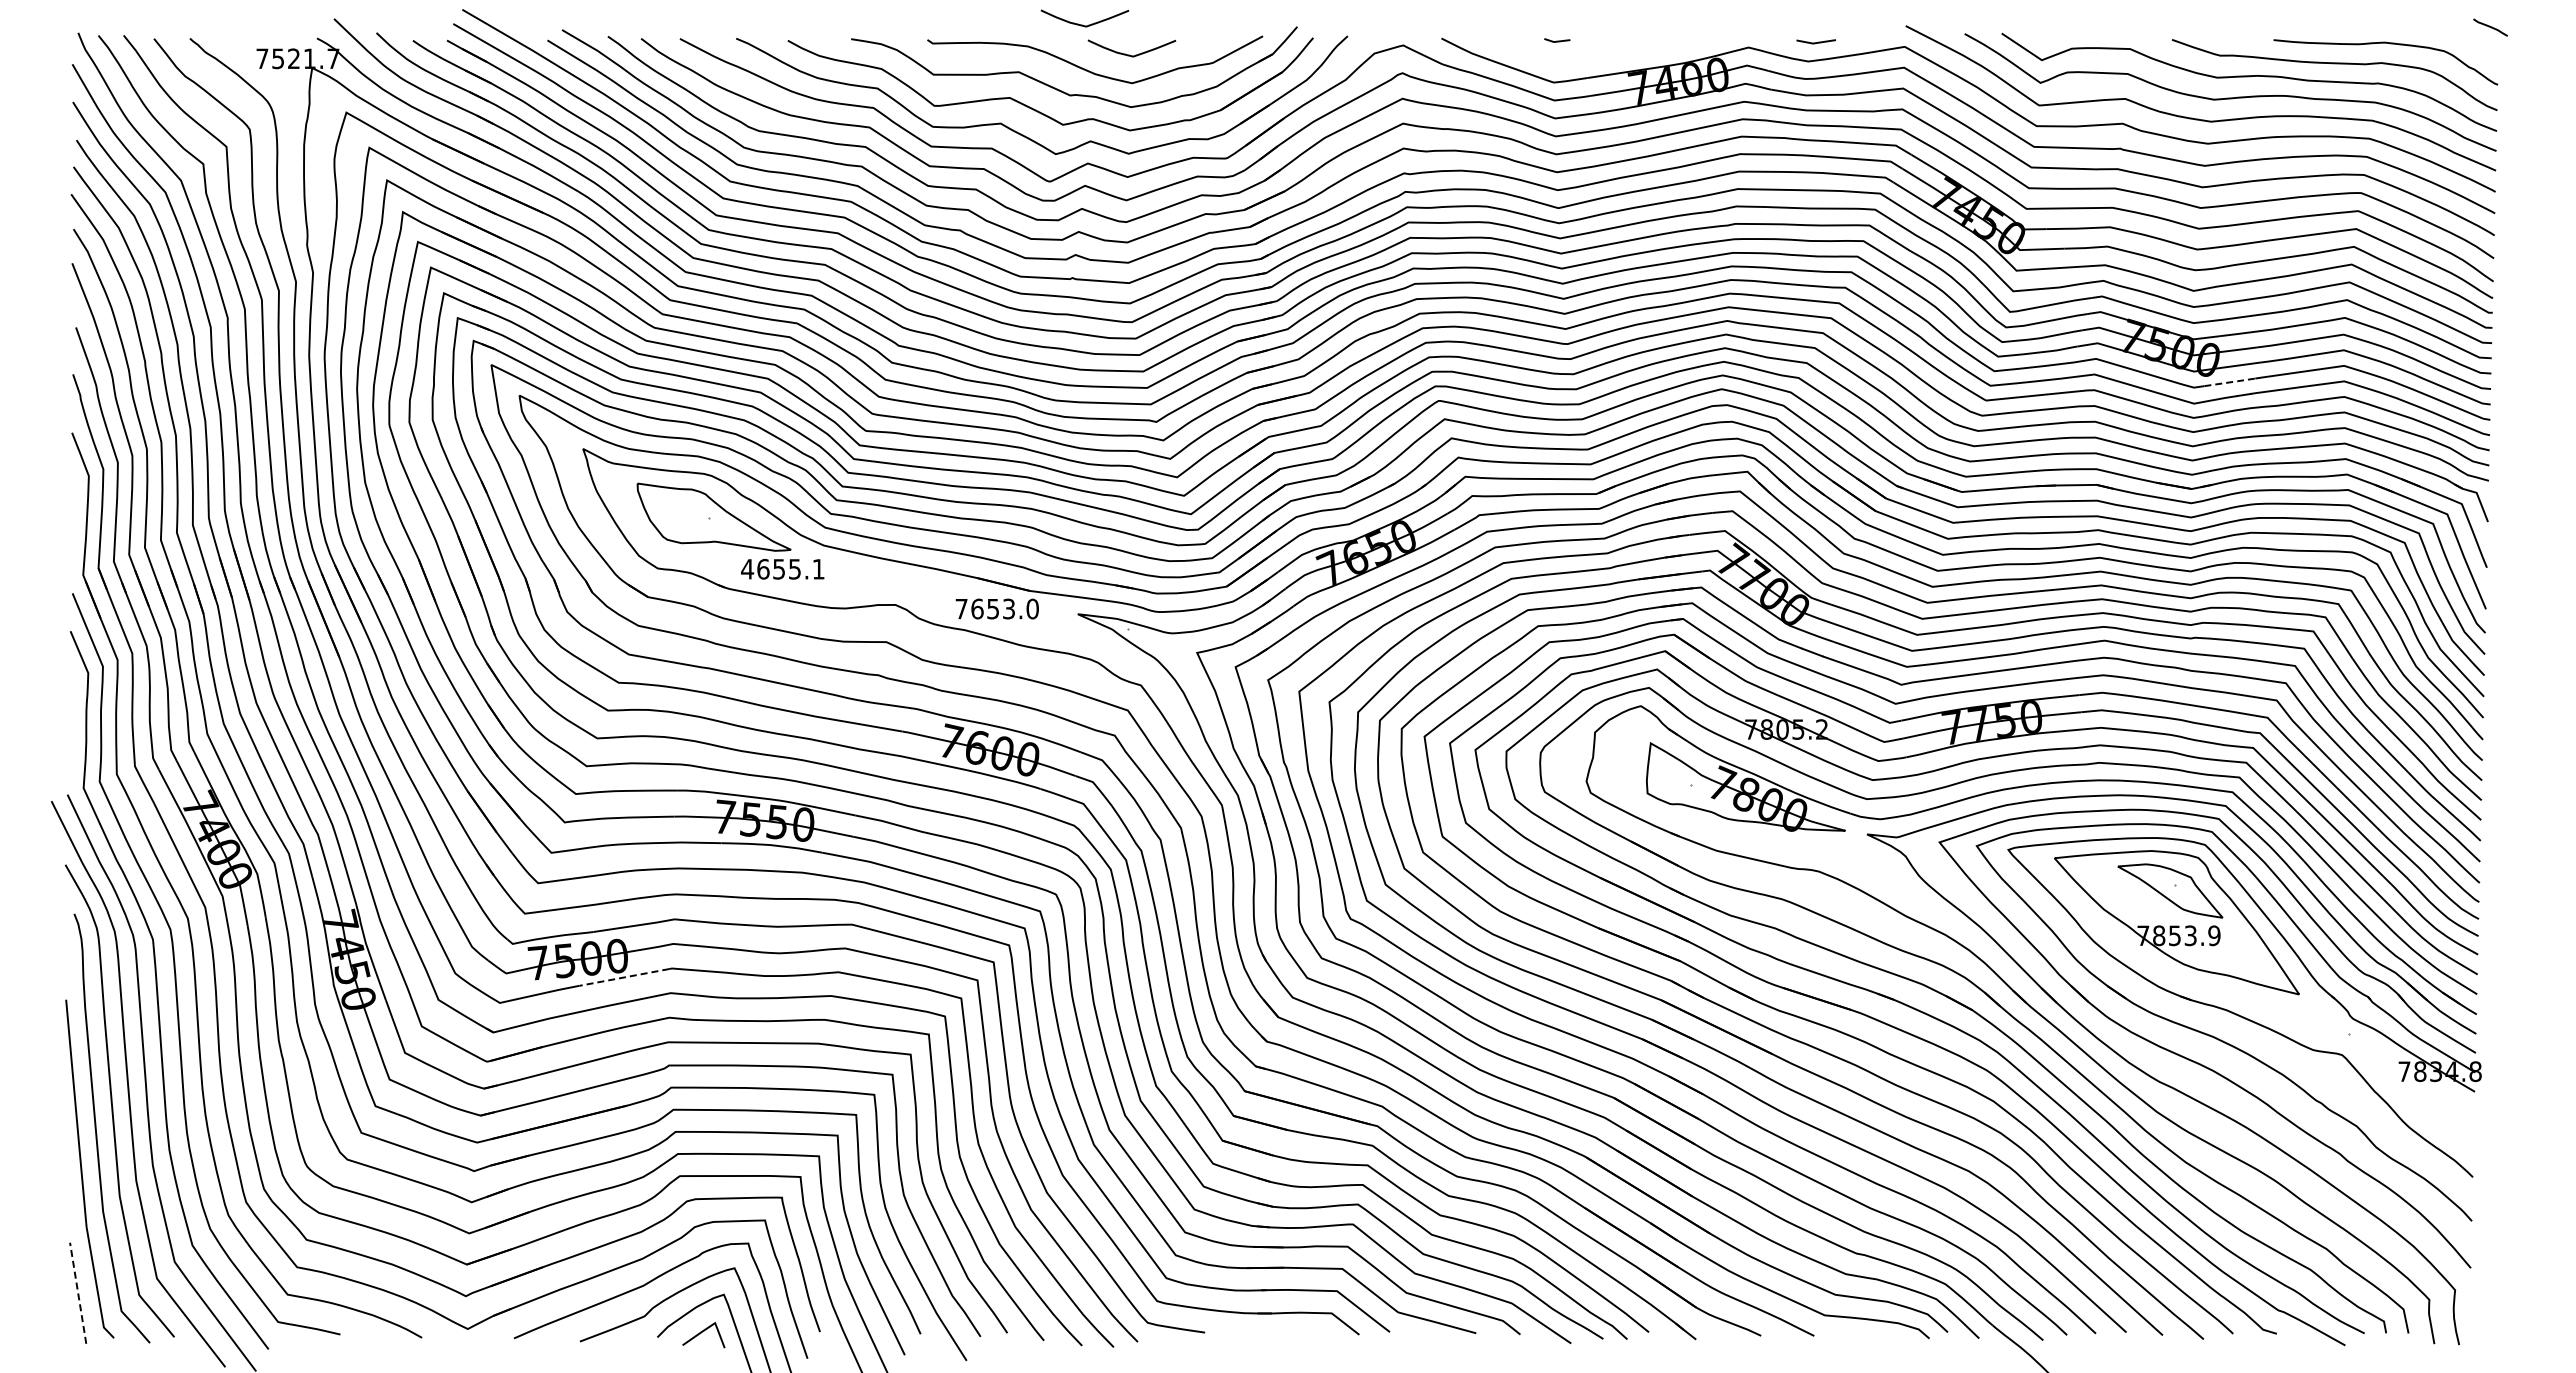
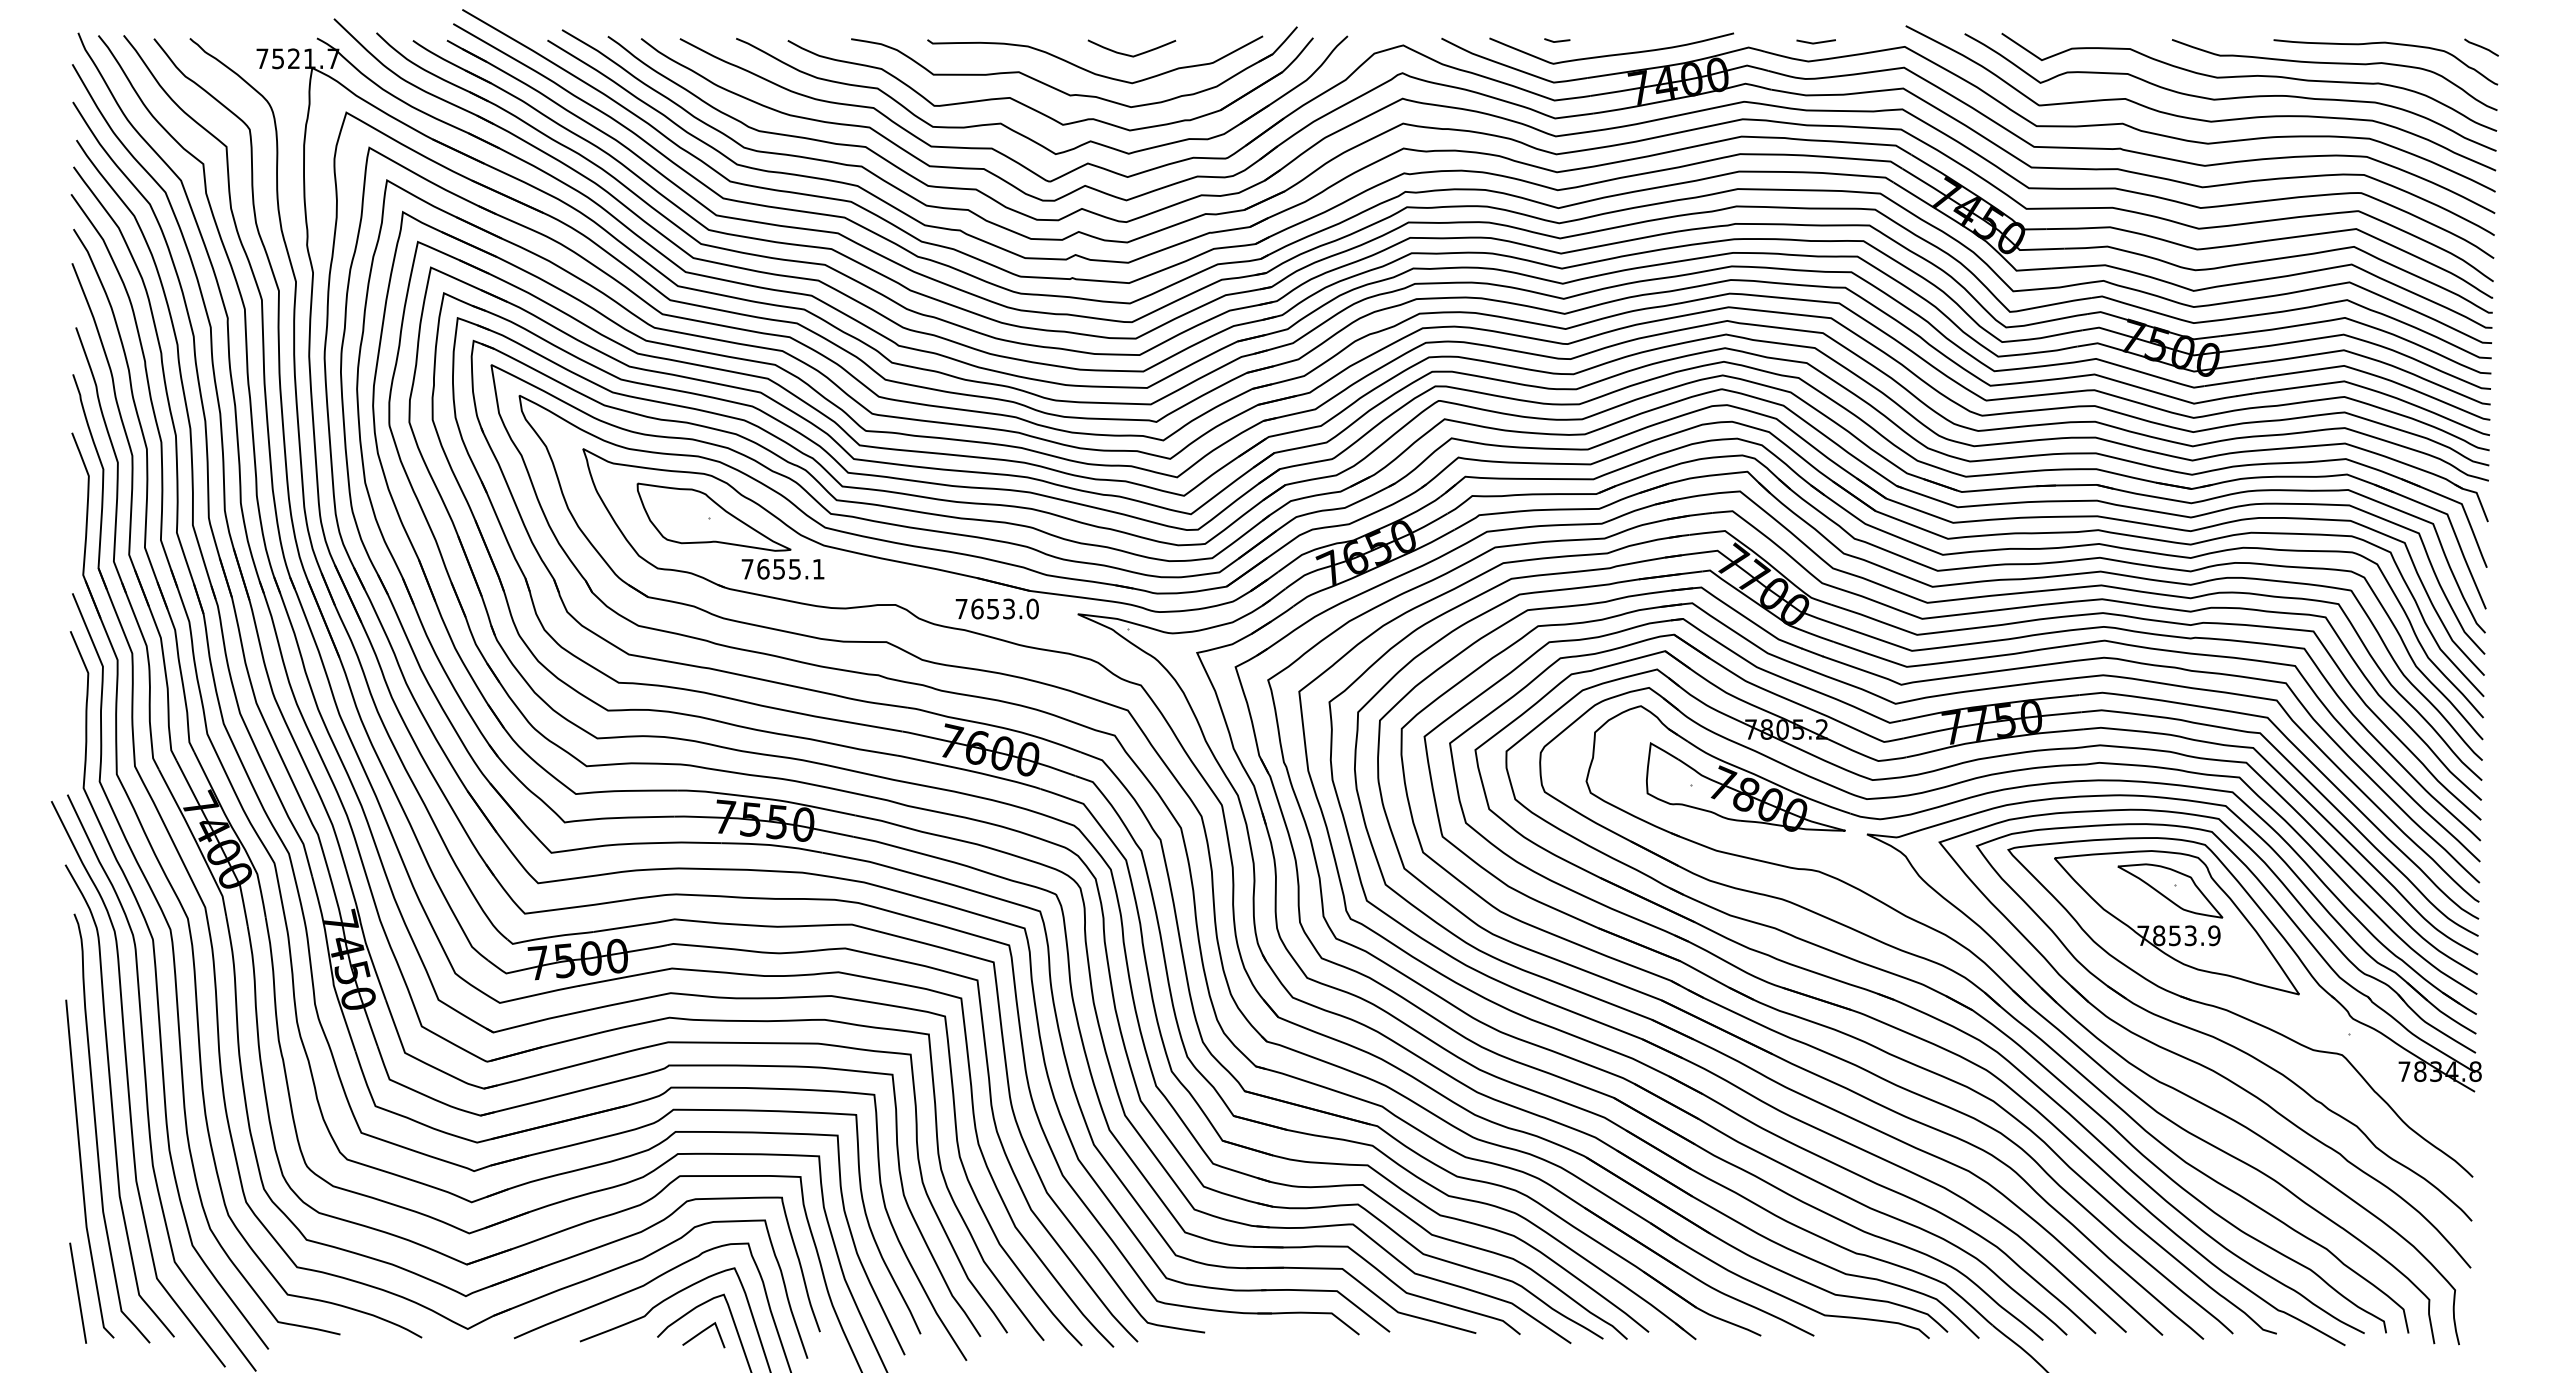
curve: present -> none (1082, 24)
line position: (2490, 27) -> (2481, 47) (2481, 47)
curve: none -> present (1611, 54)
line: dashed -> solid (2230, 382)
text: 4655.1 -> 7655.1 (747, 569)
line: dashed -> solid (624, 977)
line: dashed -> solid (78, 1292)
